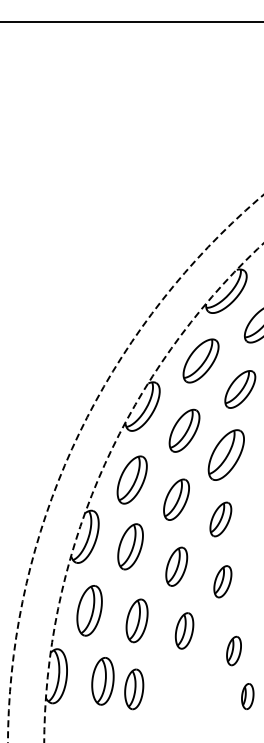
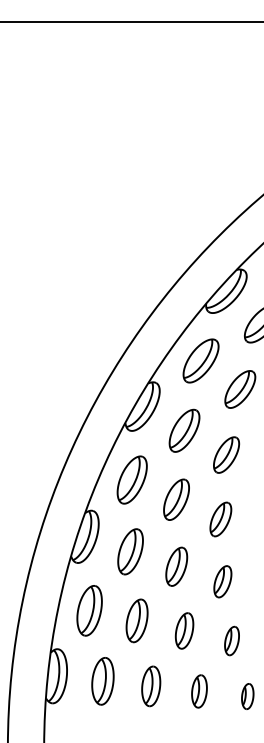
part size: 38x52 px -> 28x38 px (226, 454)
circle: dashed -> solid (135, 468)
circle: dashed -> solid (153, 492)
part position: (130, 546) -> (130, 551) (130, 551)
part position: (233, 650) -> (231, 640) (231, 640)
part position: (134, 689) -> (151, 686) (151, 686)
part: none -> present (199, 691)
